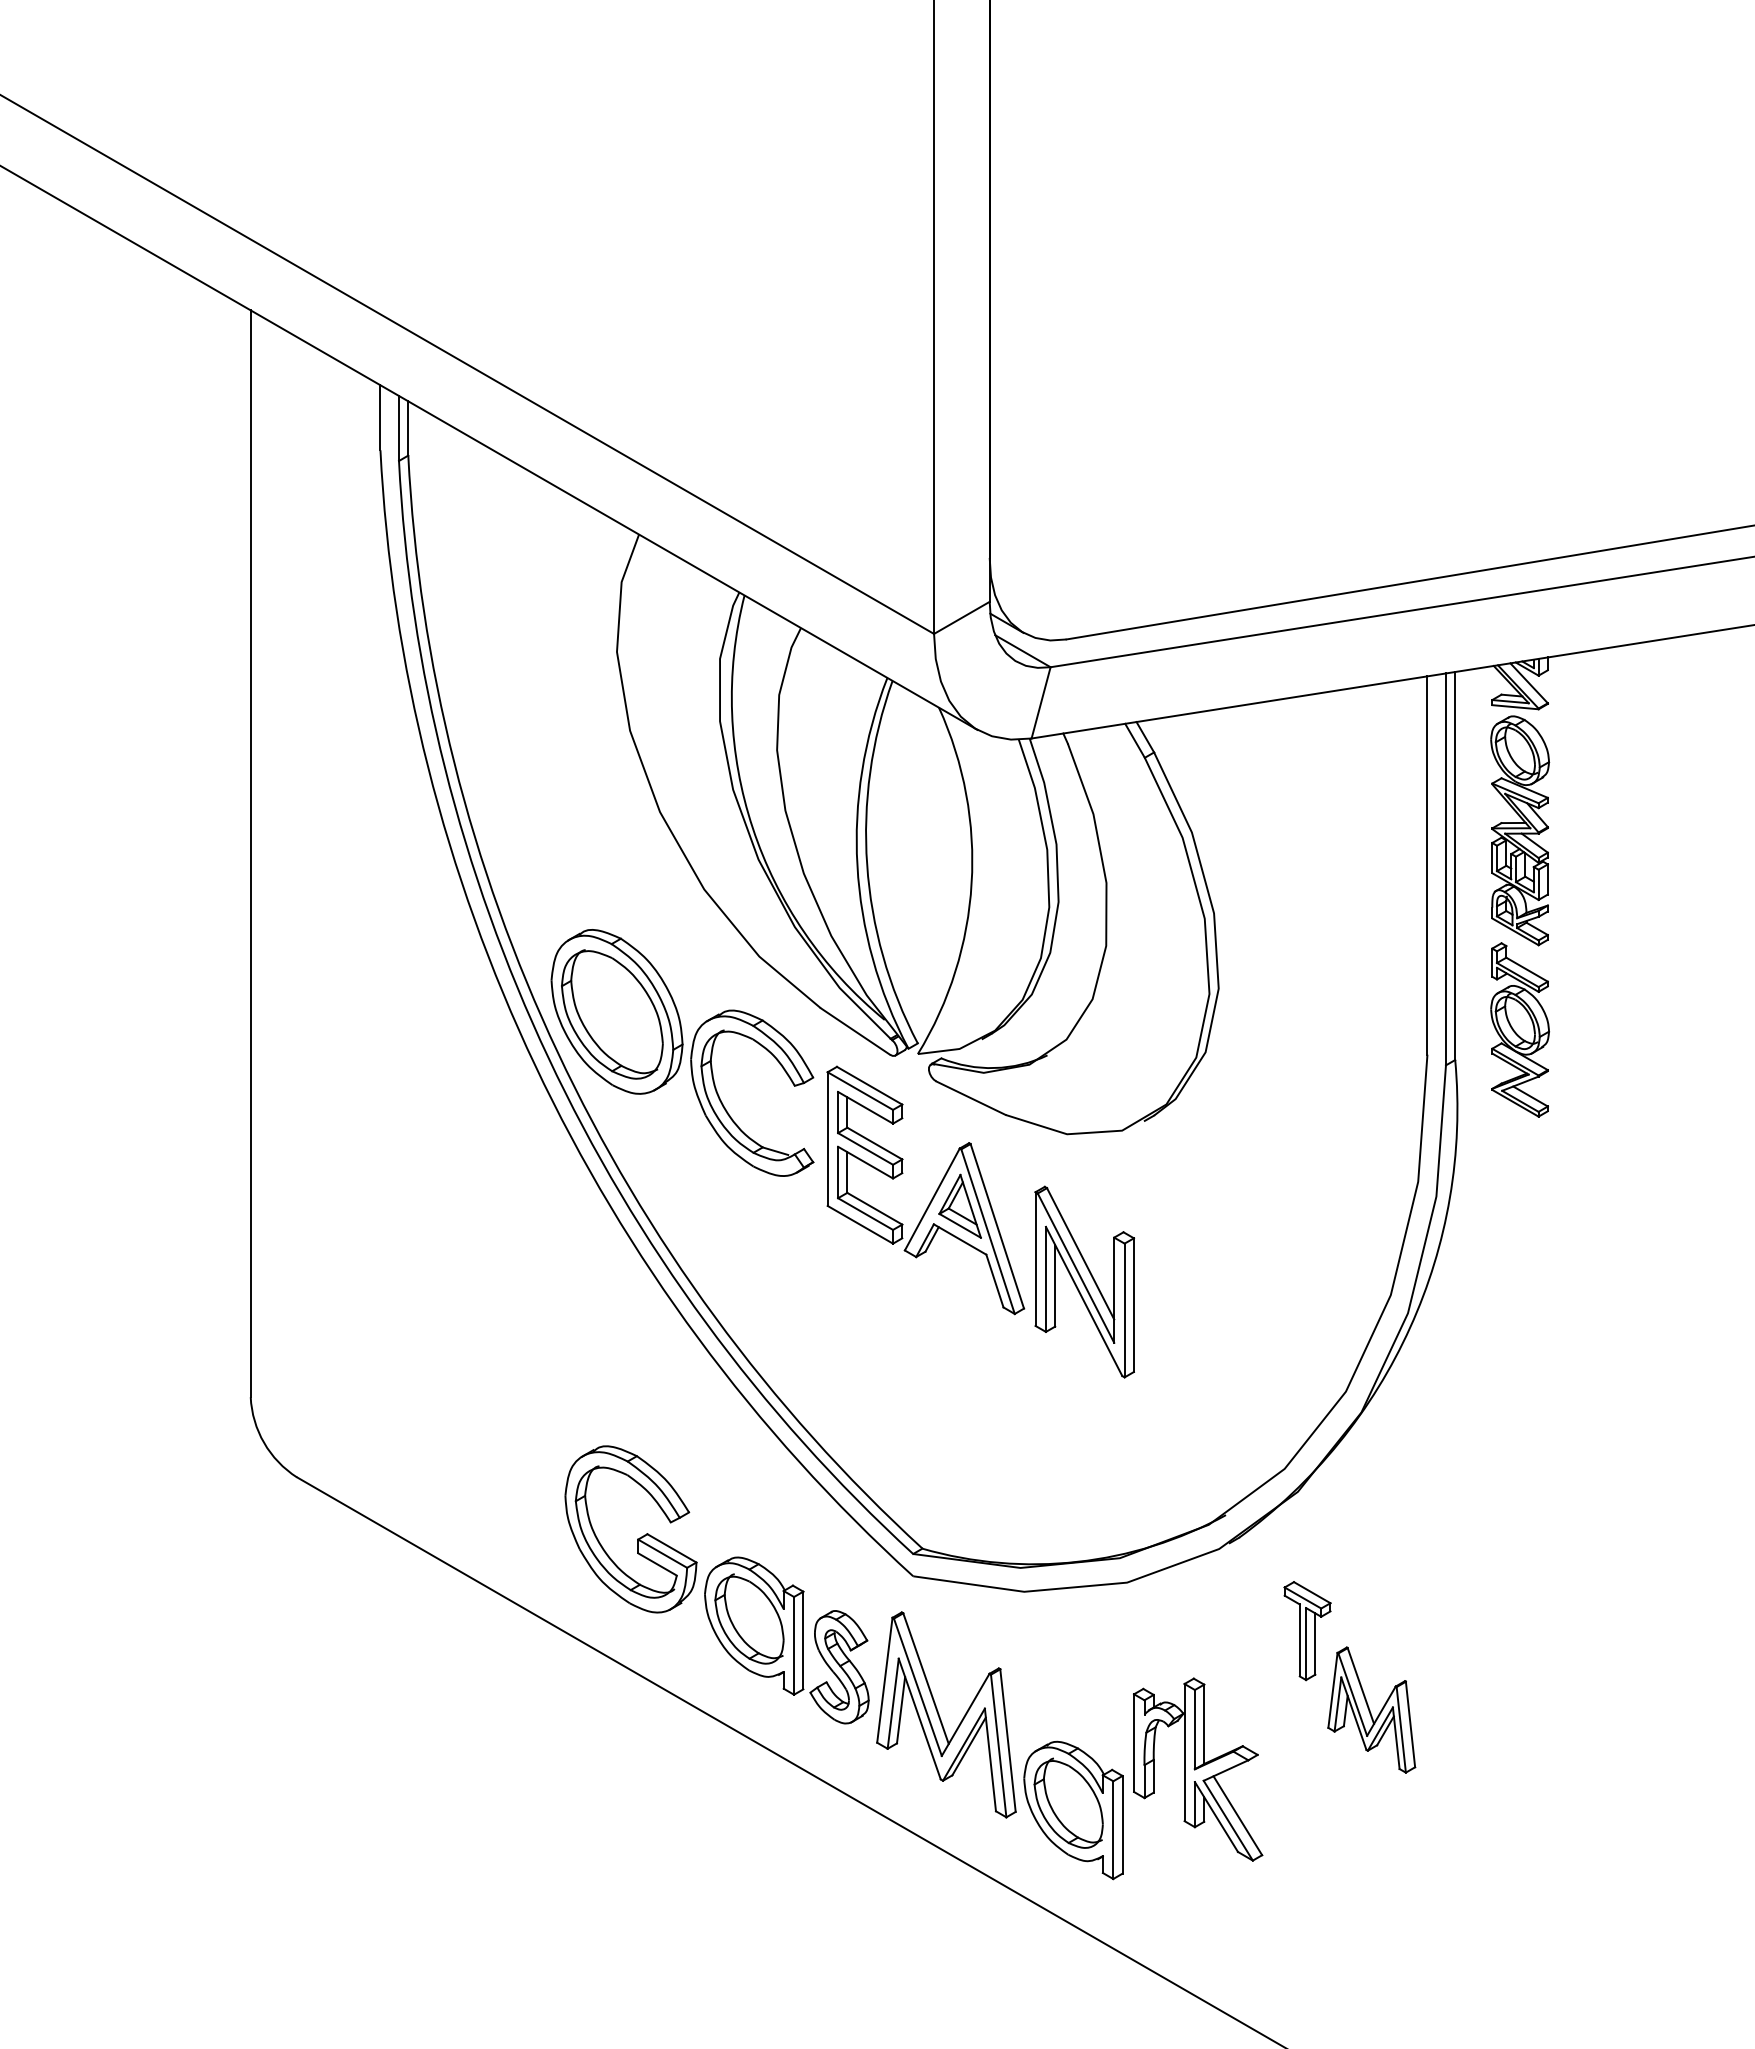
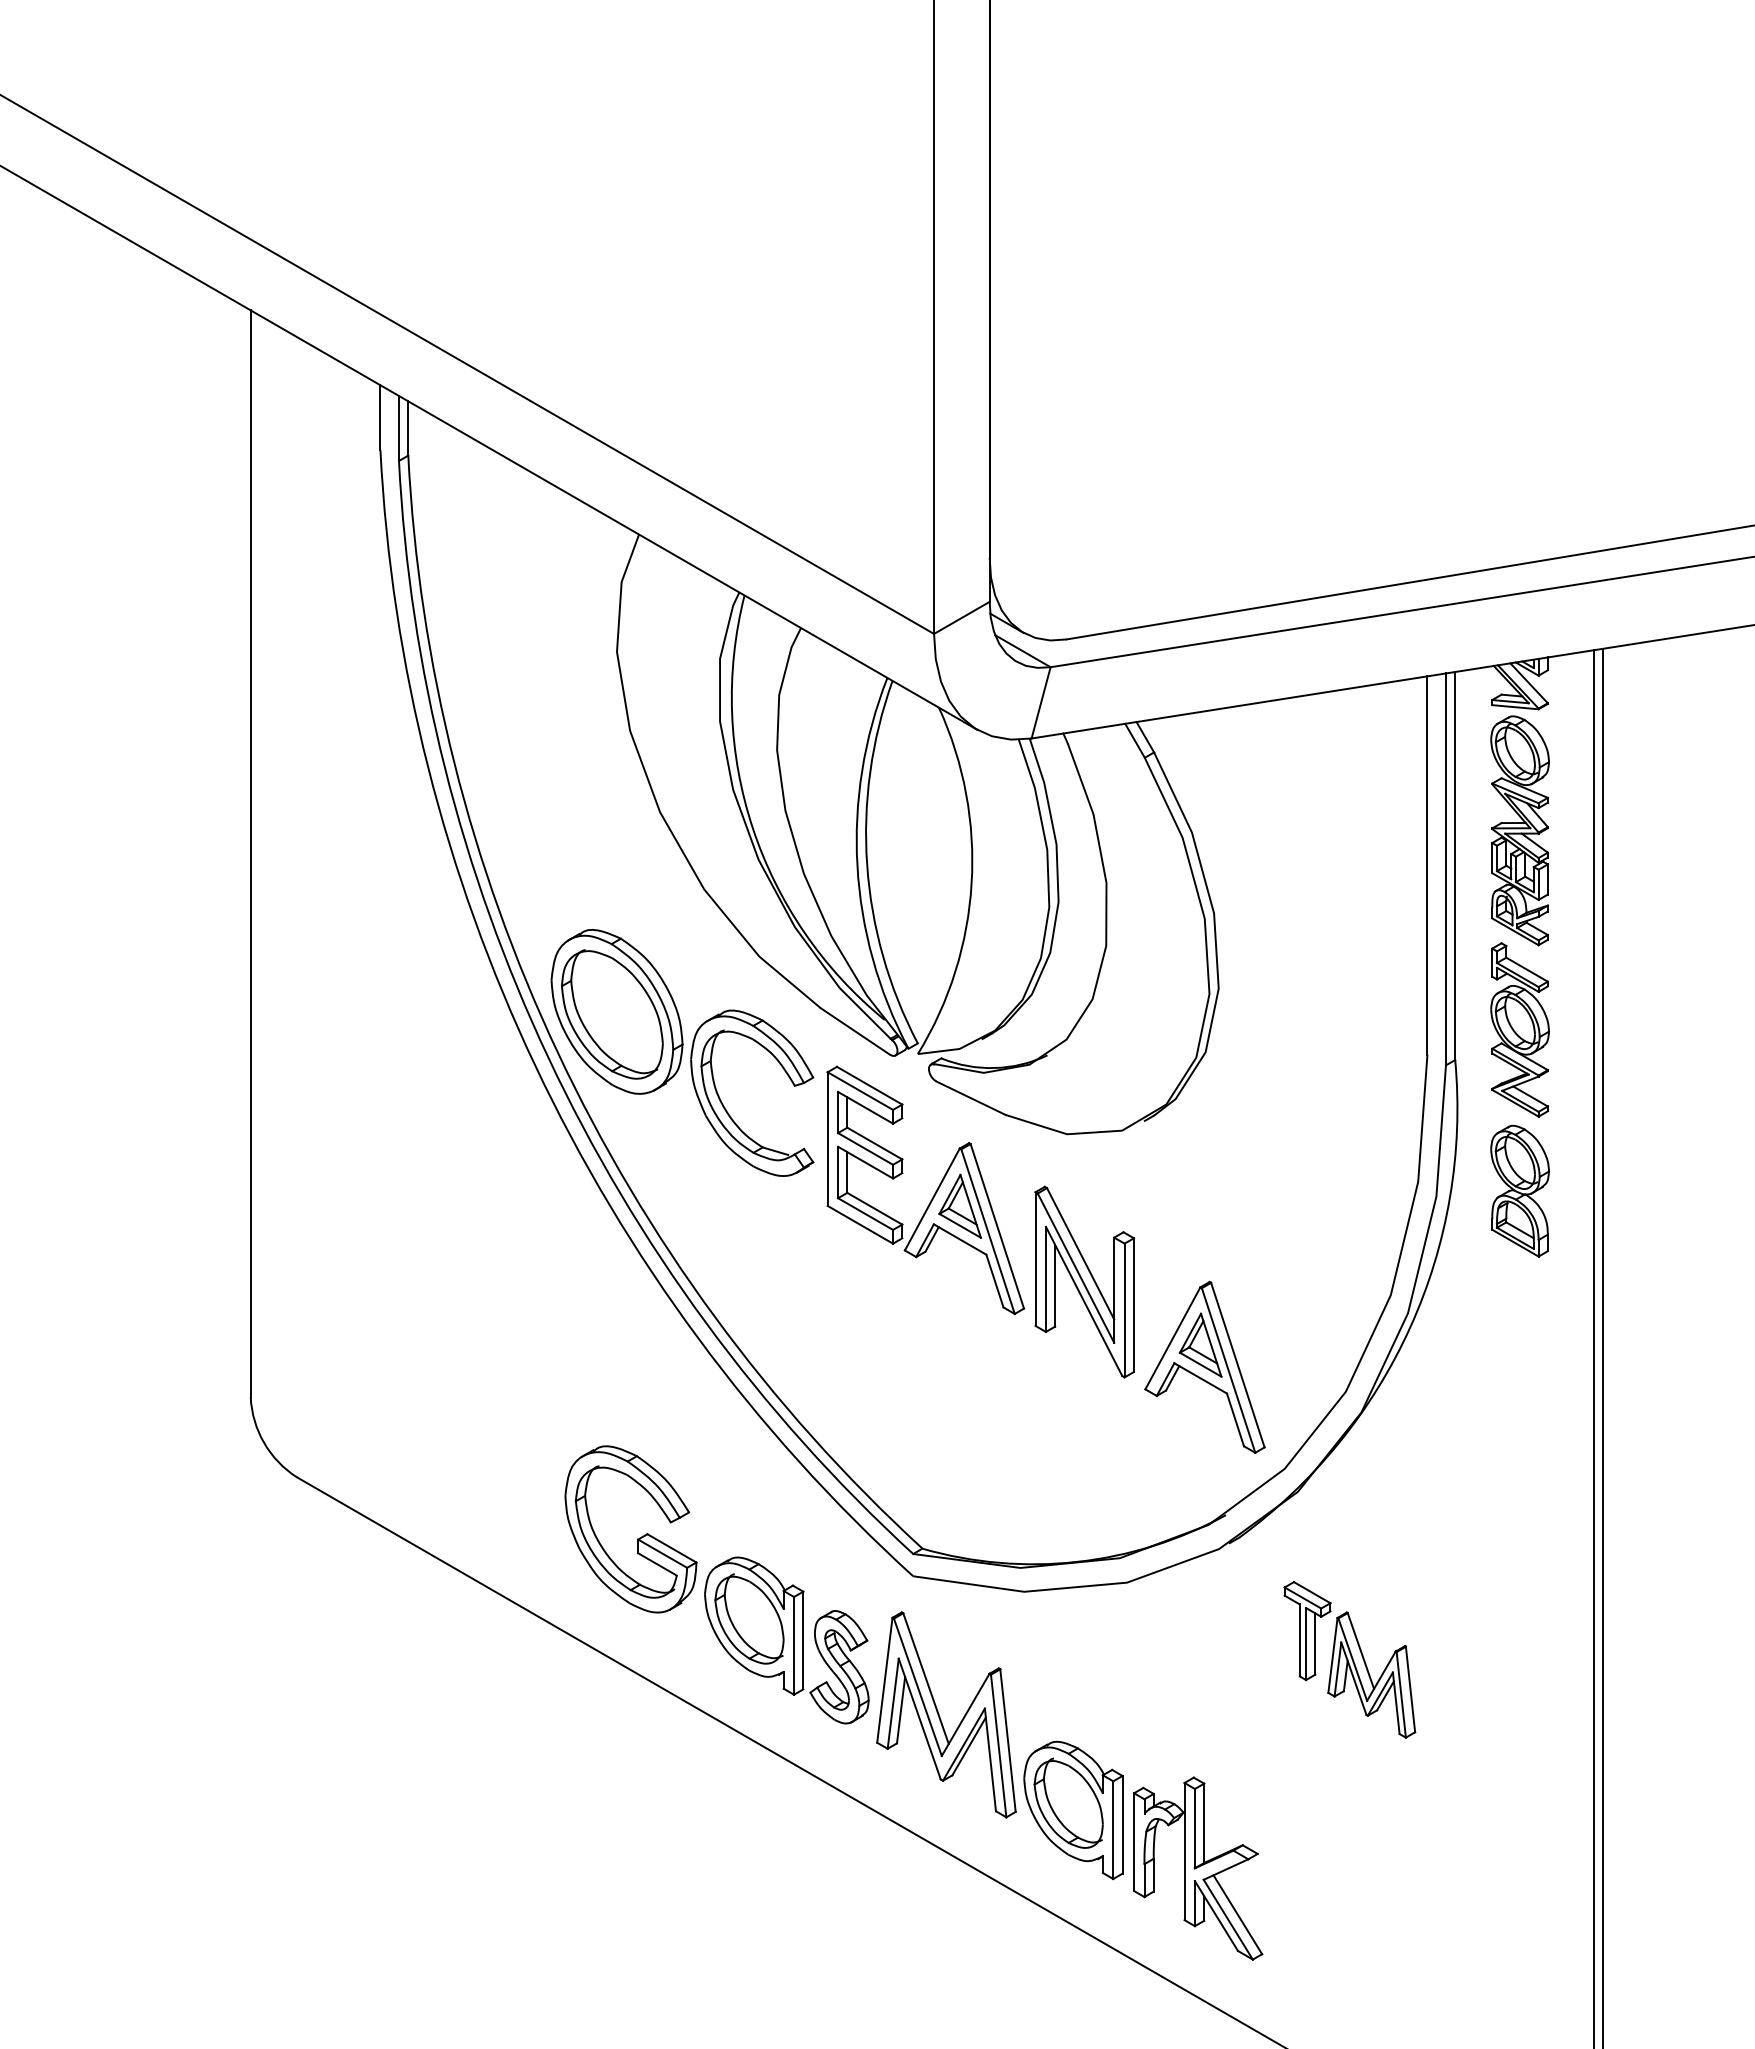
part: none -> present (1520, 1190)
line: none -> present (1603, 1346)
line: none -> present (1594, 1347)
part: none -> present (1204, 1366)
part position: (1371, 1709) -> (1371, 1674) (1371, 1674)
part position: (1198, 1769) -> (1198, 1868) (1198, 1868)
